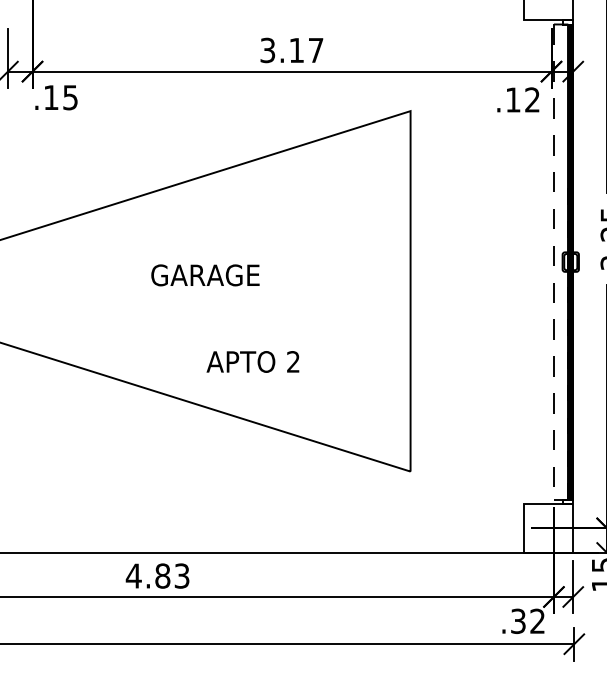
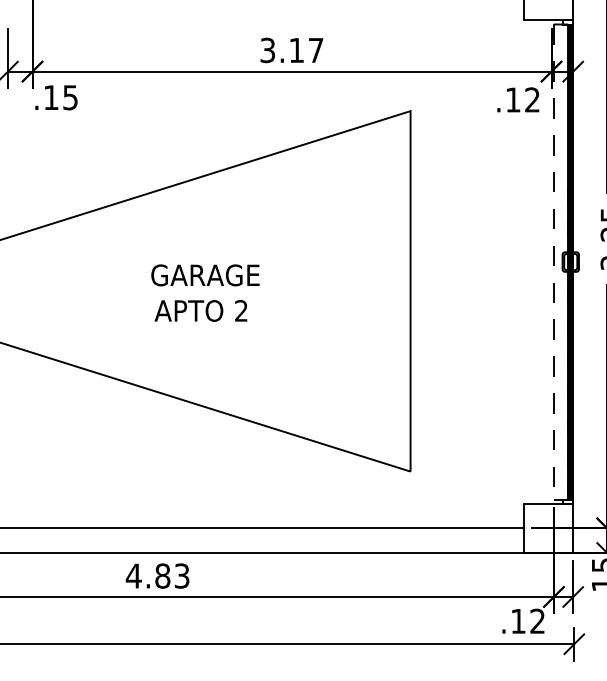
text position: (252, 361) -> (200, 310) (200, 310)
line: none -> present (263, 528)
text: .32 -> .12 (518, 621)
